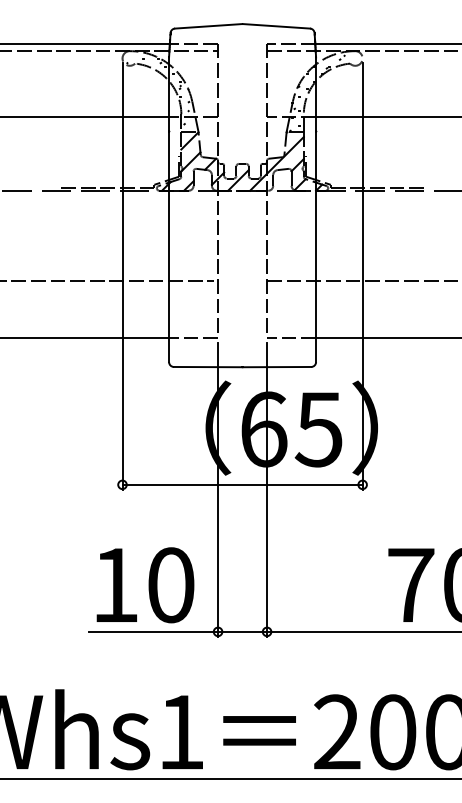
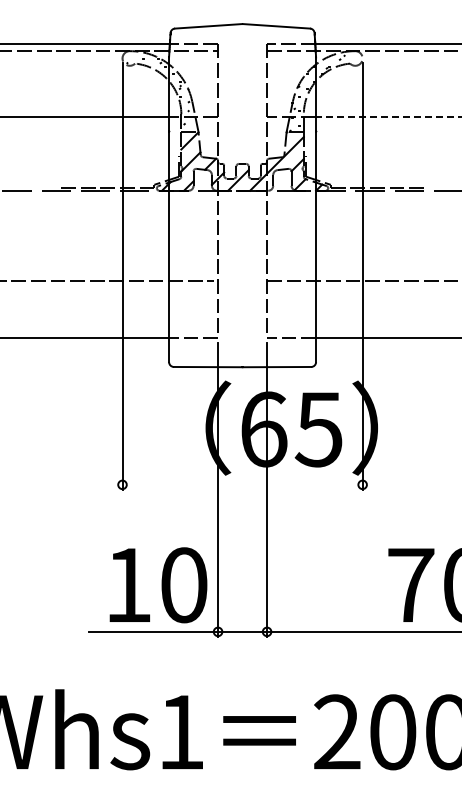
line: solid -> dashed (388, 117)
line: present -> none (242, 484)
text position: (145, 585) -> (158, 585) (158, 585)
line: present -> none (230, 778)
